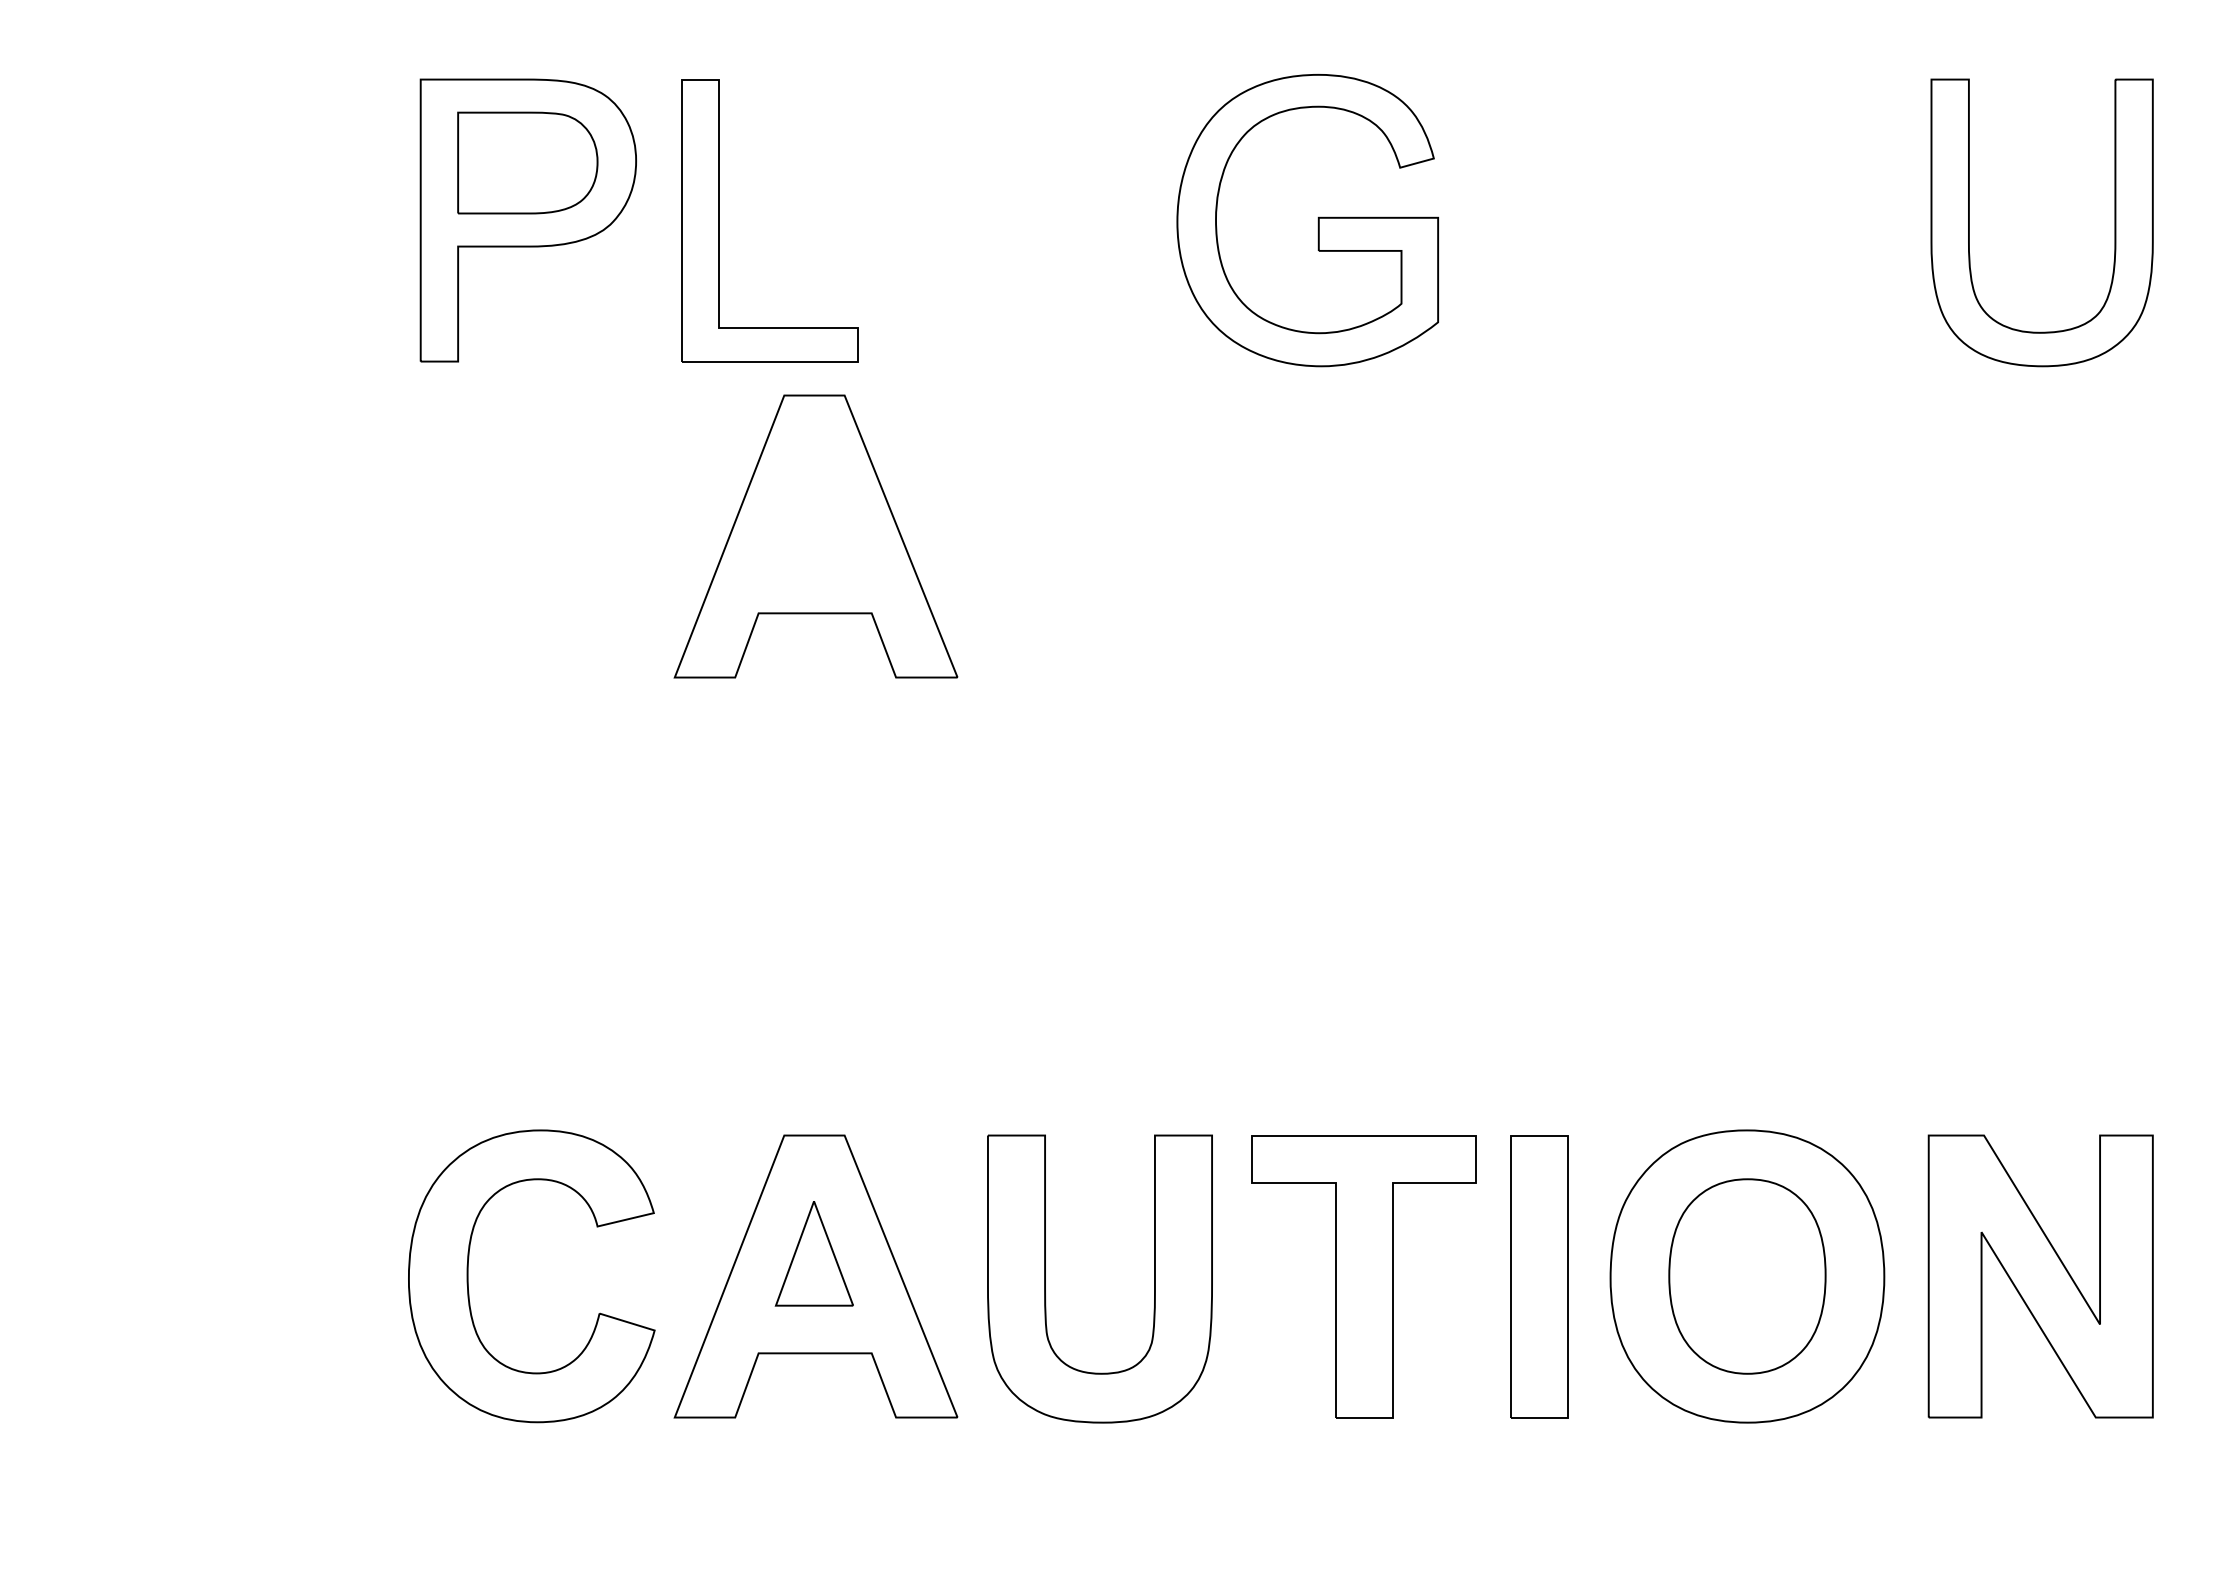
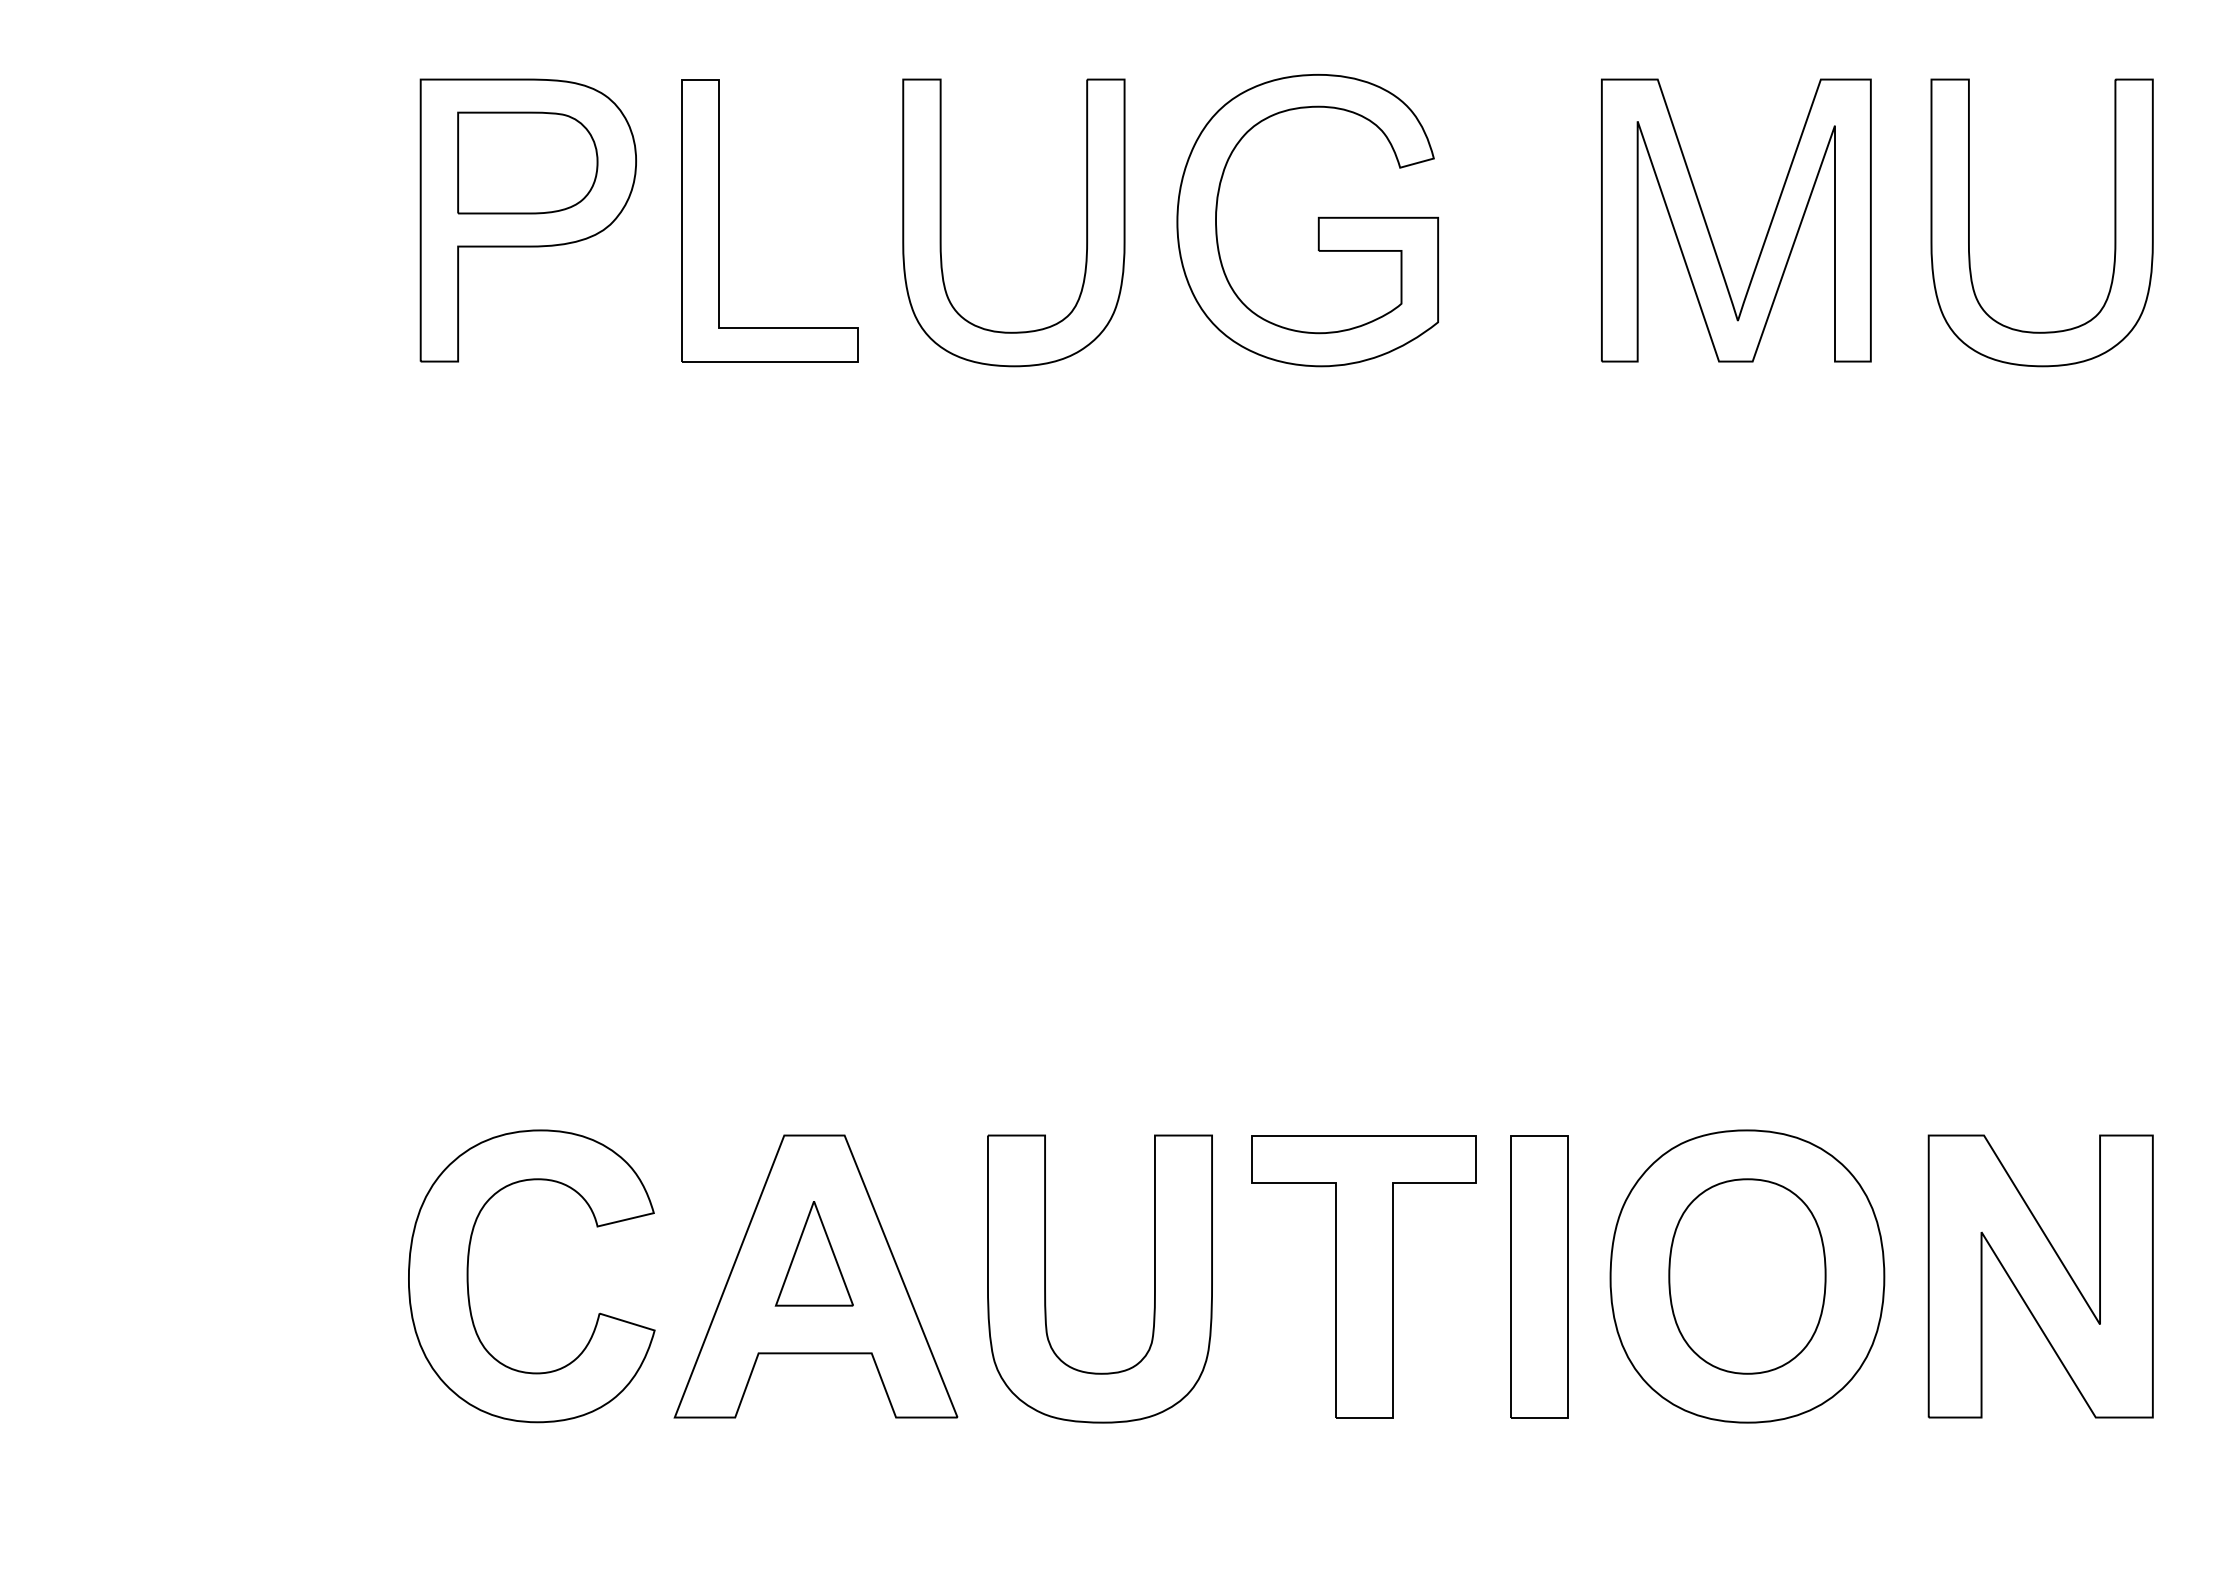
part: none -> present (941, 222)
part: none -> present (1709, 230)
part: present -> none (815, 536)
